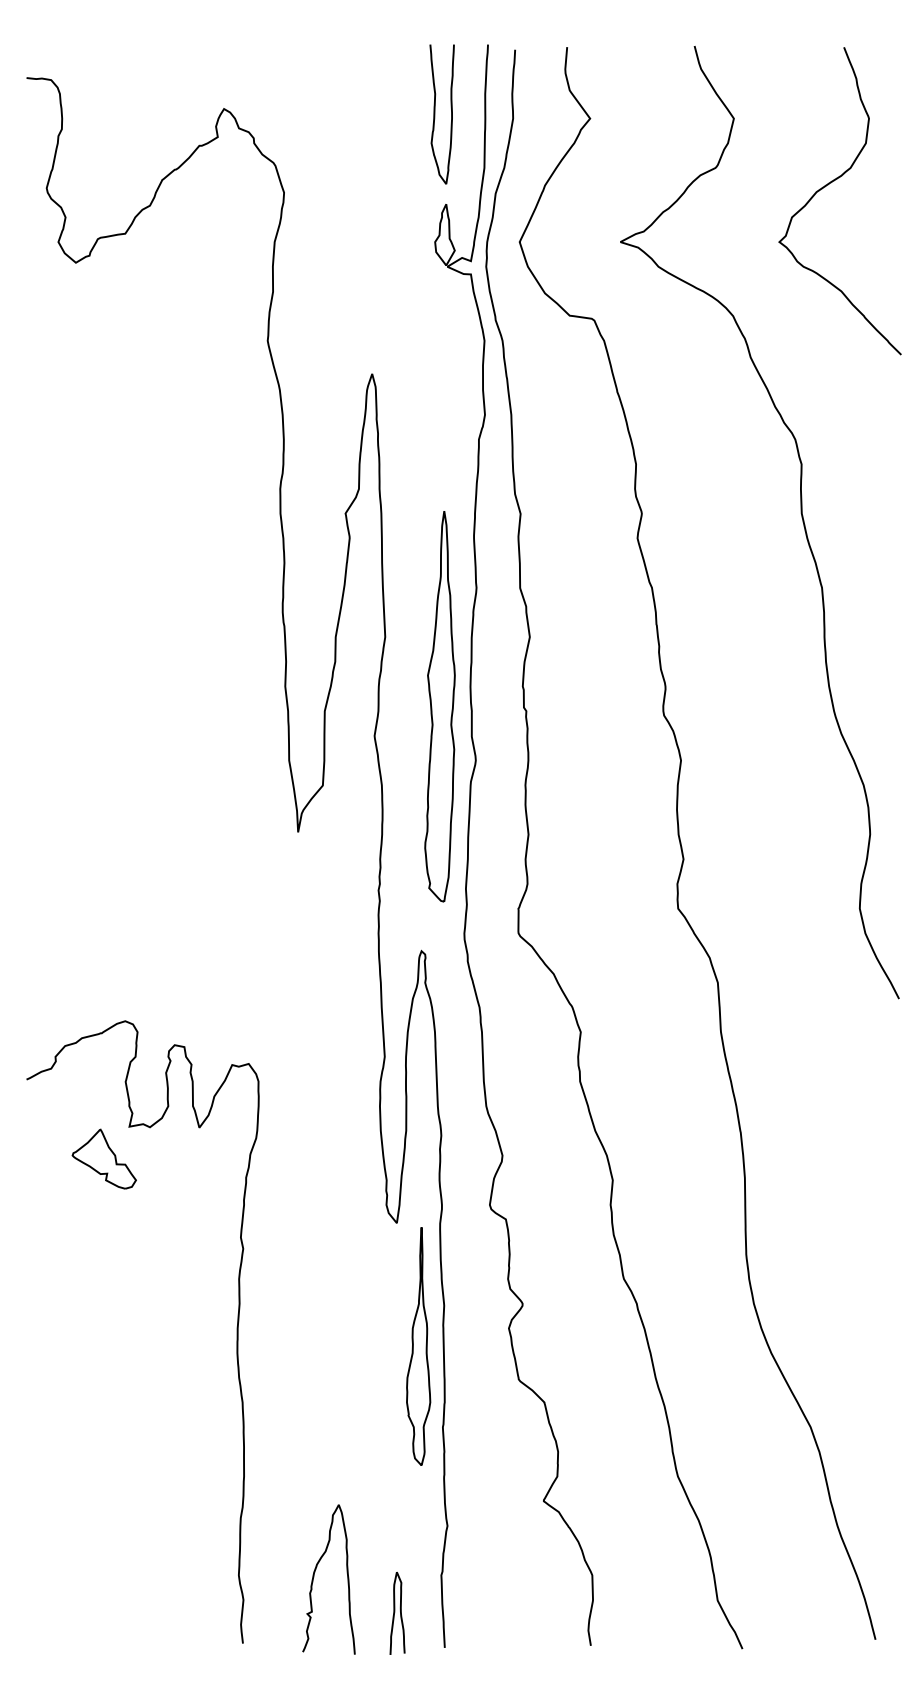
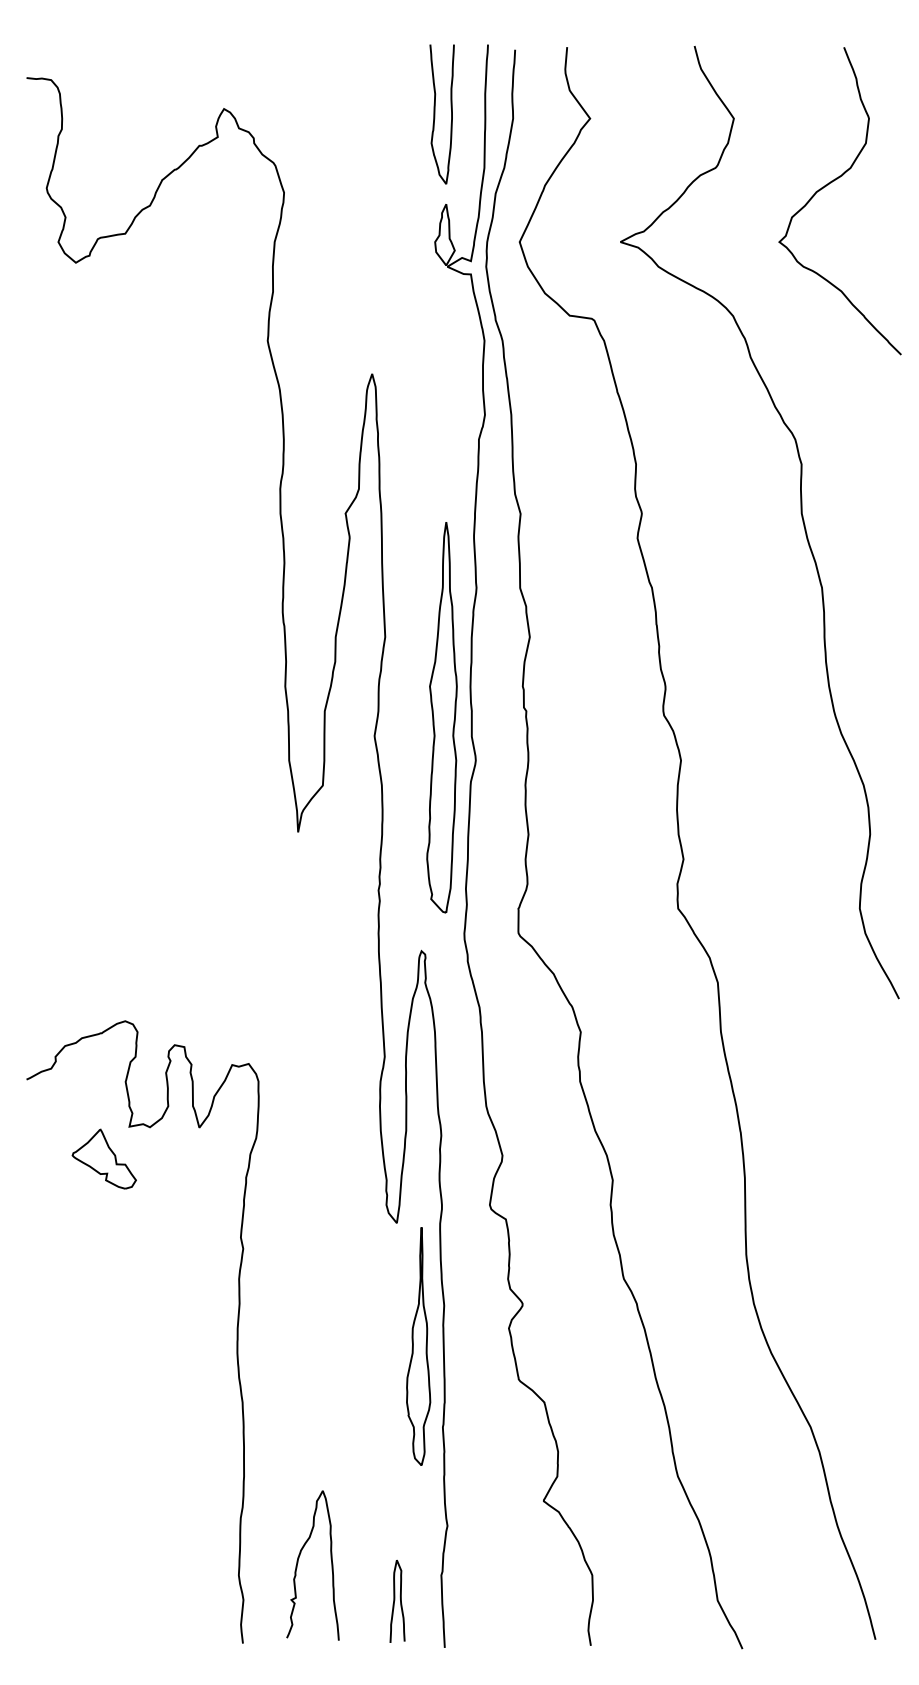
part position: (439, 706) -> (441, 717) (441, 717)
curve position: (314, 1577) -> (298, 1563) (298, 1563)
curve position: (395, 1612) -> (395, 1600) (395, 1600)
